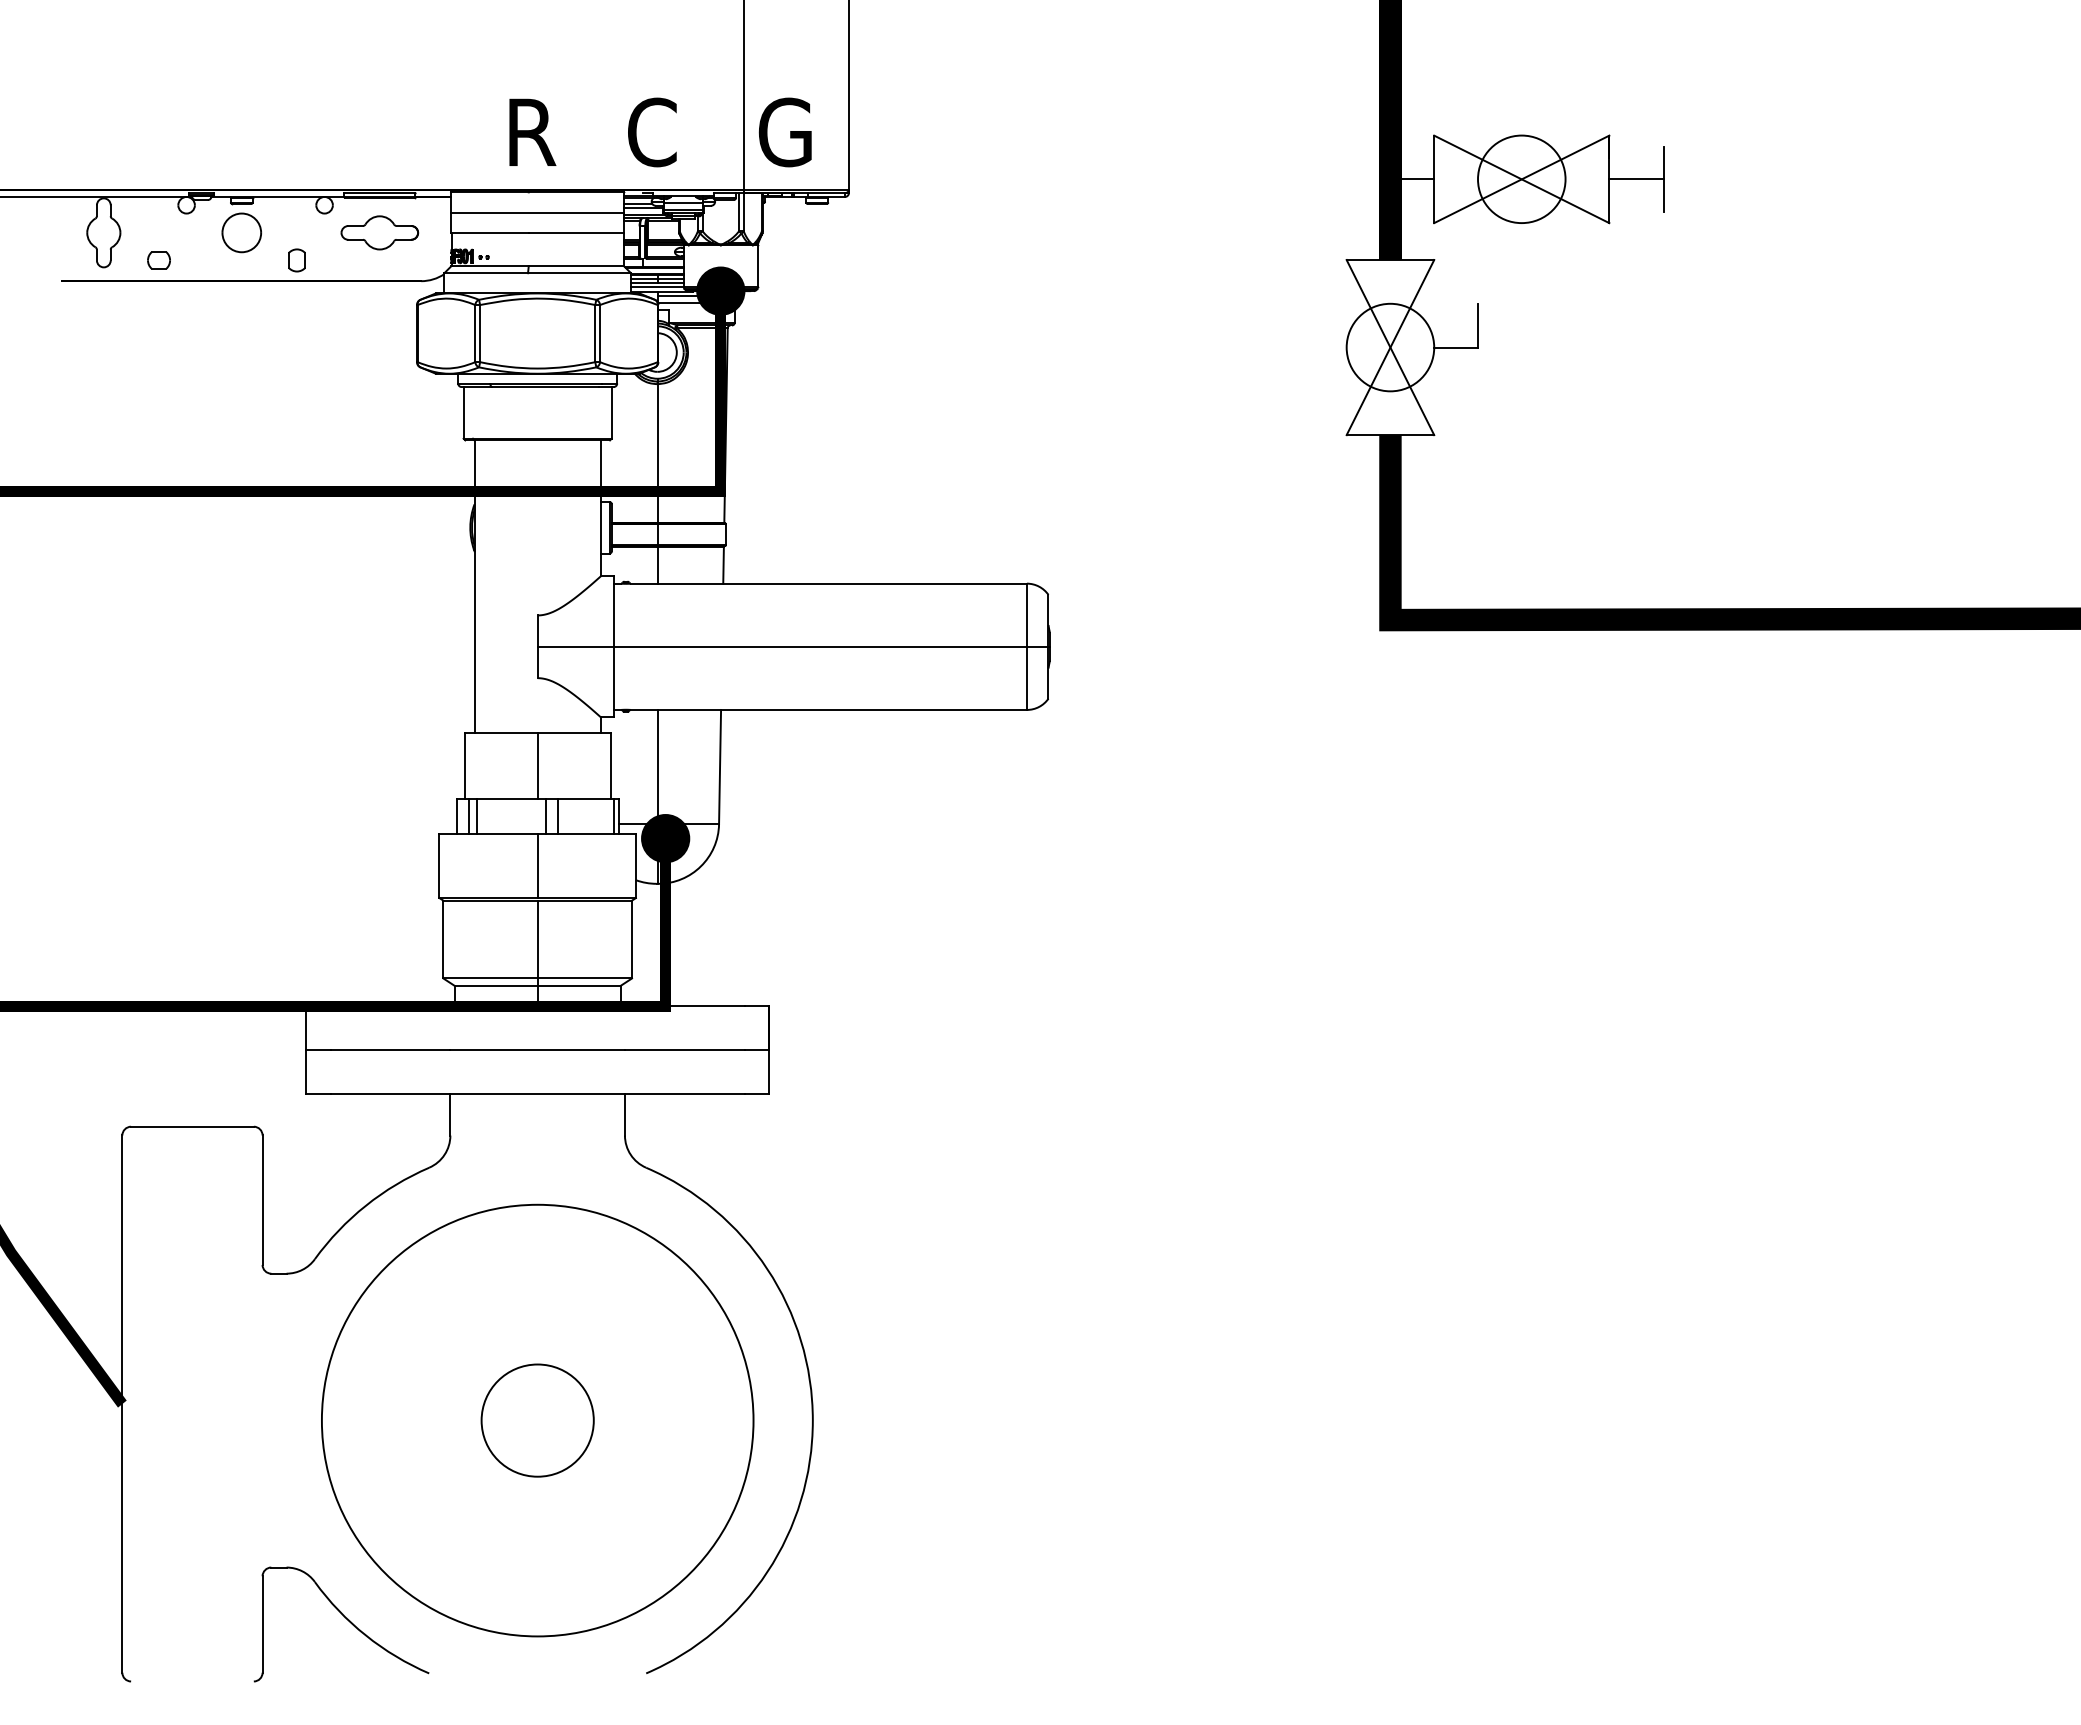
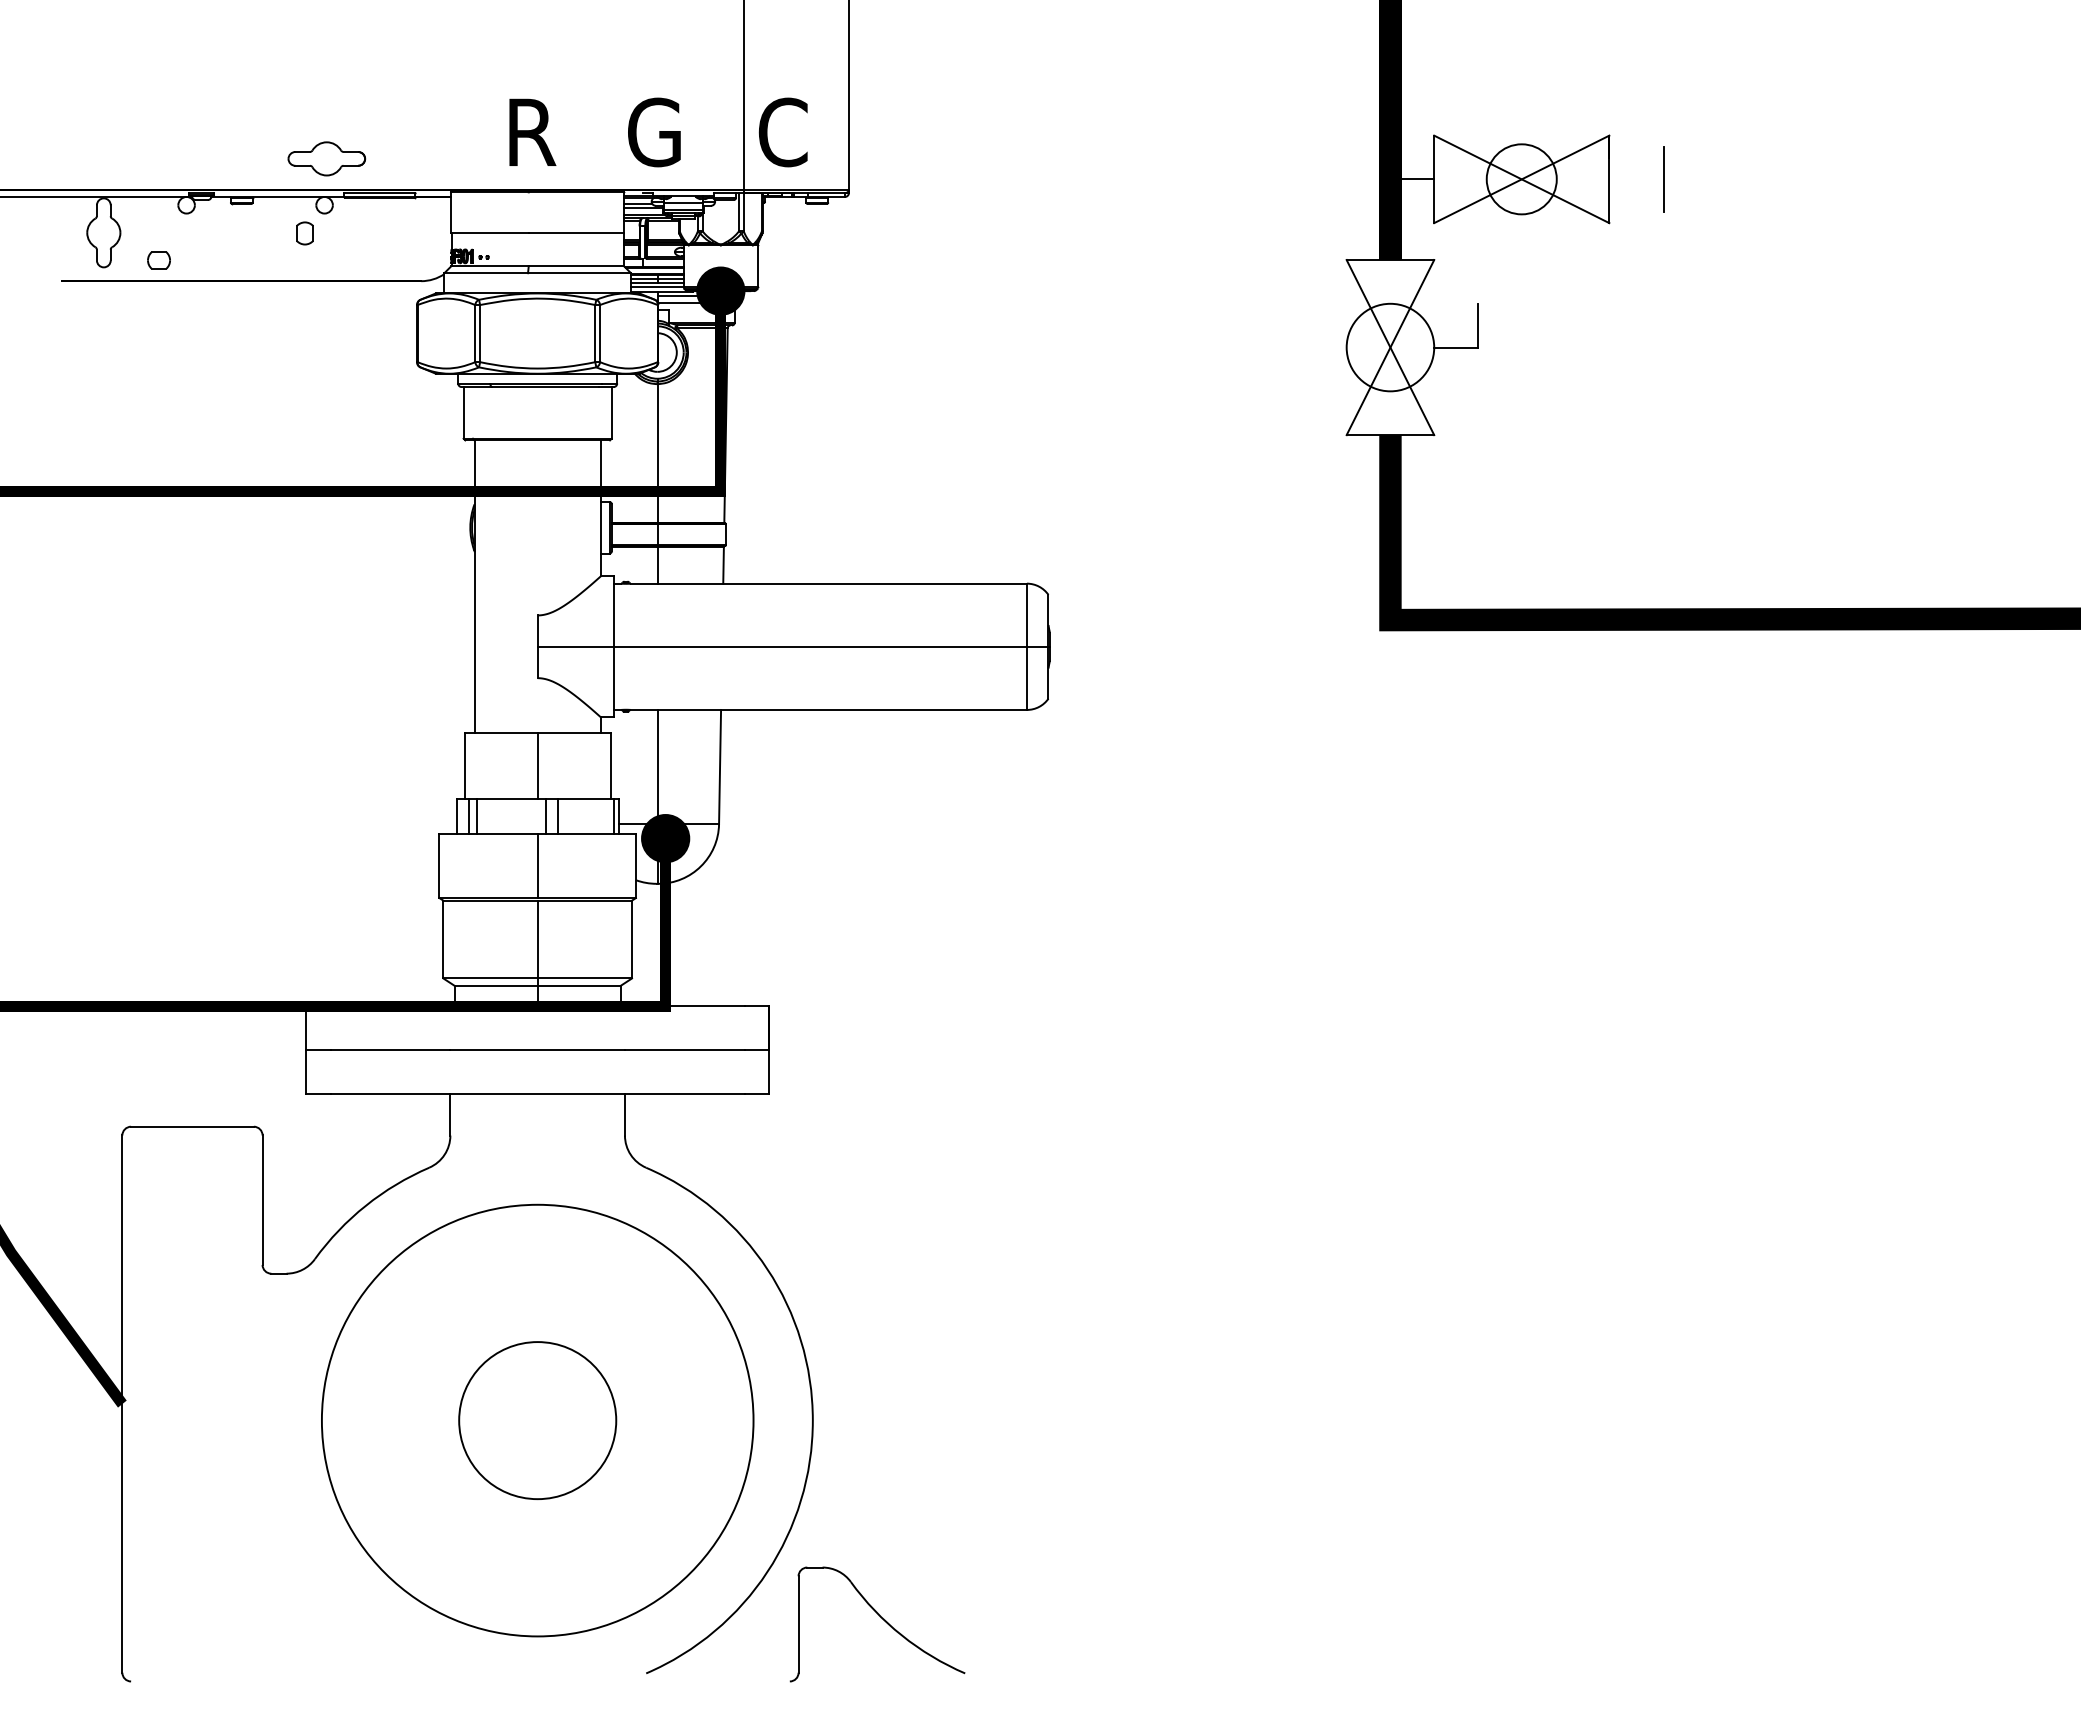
text: C -> G (661, 132)
text: G -> C (794, 132)
circle diameter: 88 px -> 70 px (1521, 179)
line: present -> none (1636, 179)
line: present -> none (537, 212)
part: present -> none (241, 232)
part position: (379, 232) -> (326, 158) (326, 158)
part position: (296, 260) -> (304, 233) (304, 233)
circle diameter: 112 px -> 157 px (537, 1420)
part position: (346, 1619) -> (882, 1619) (882, 1619)
